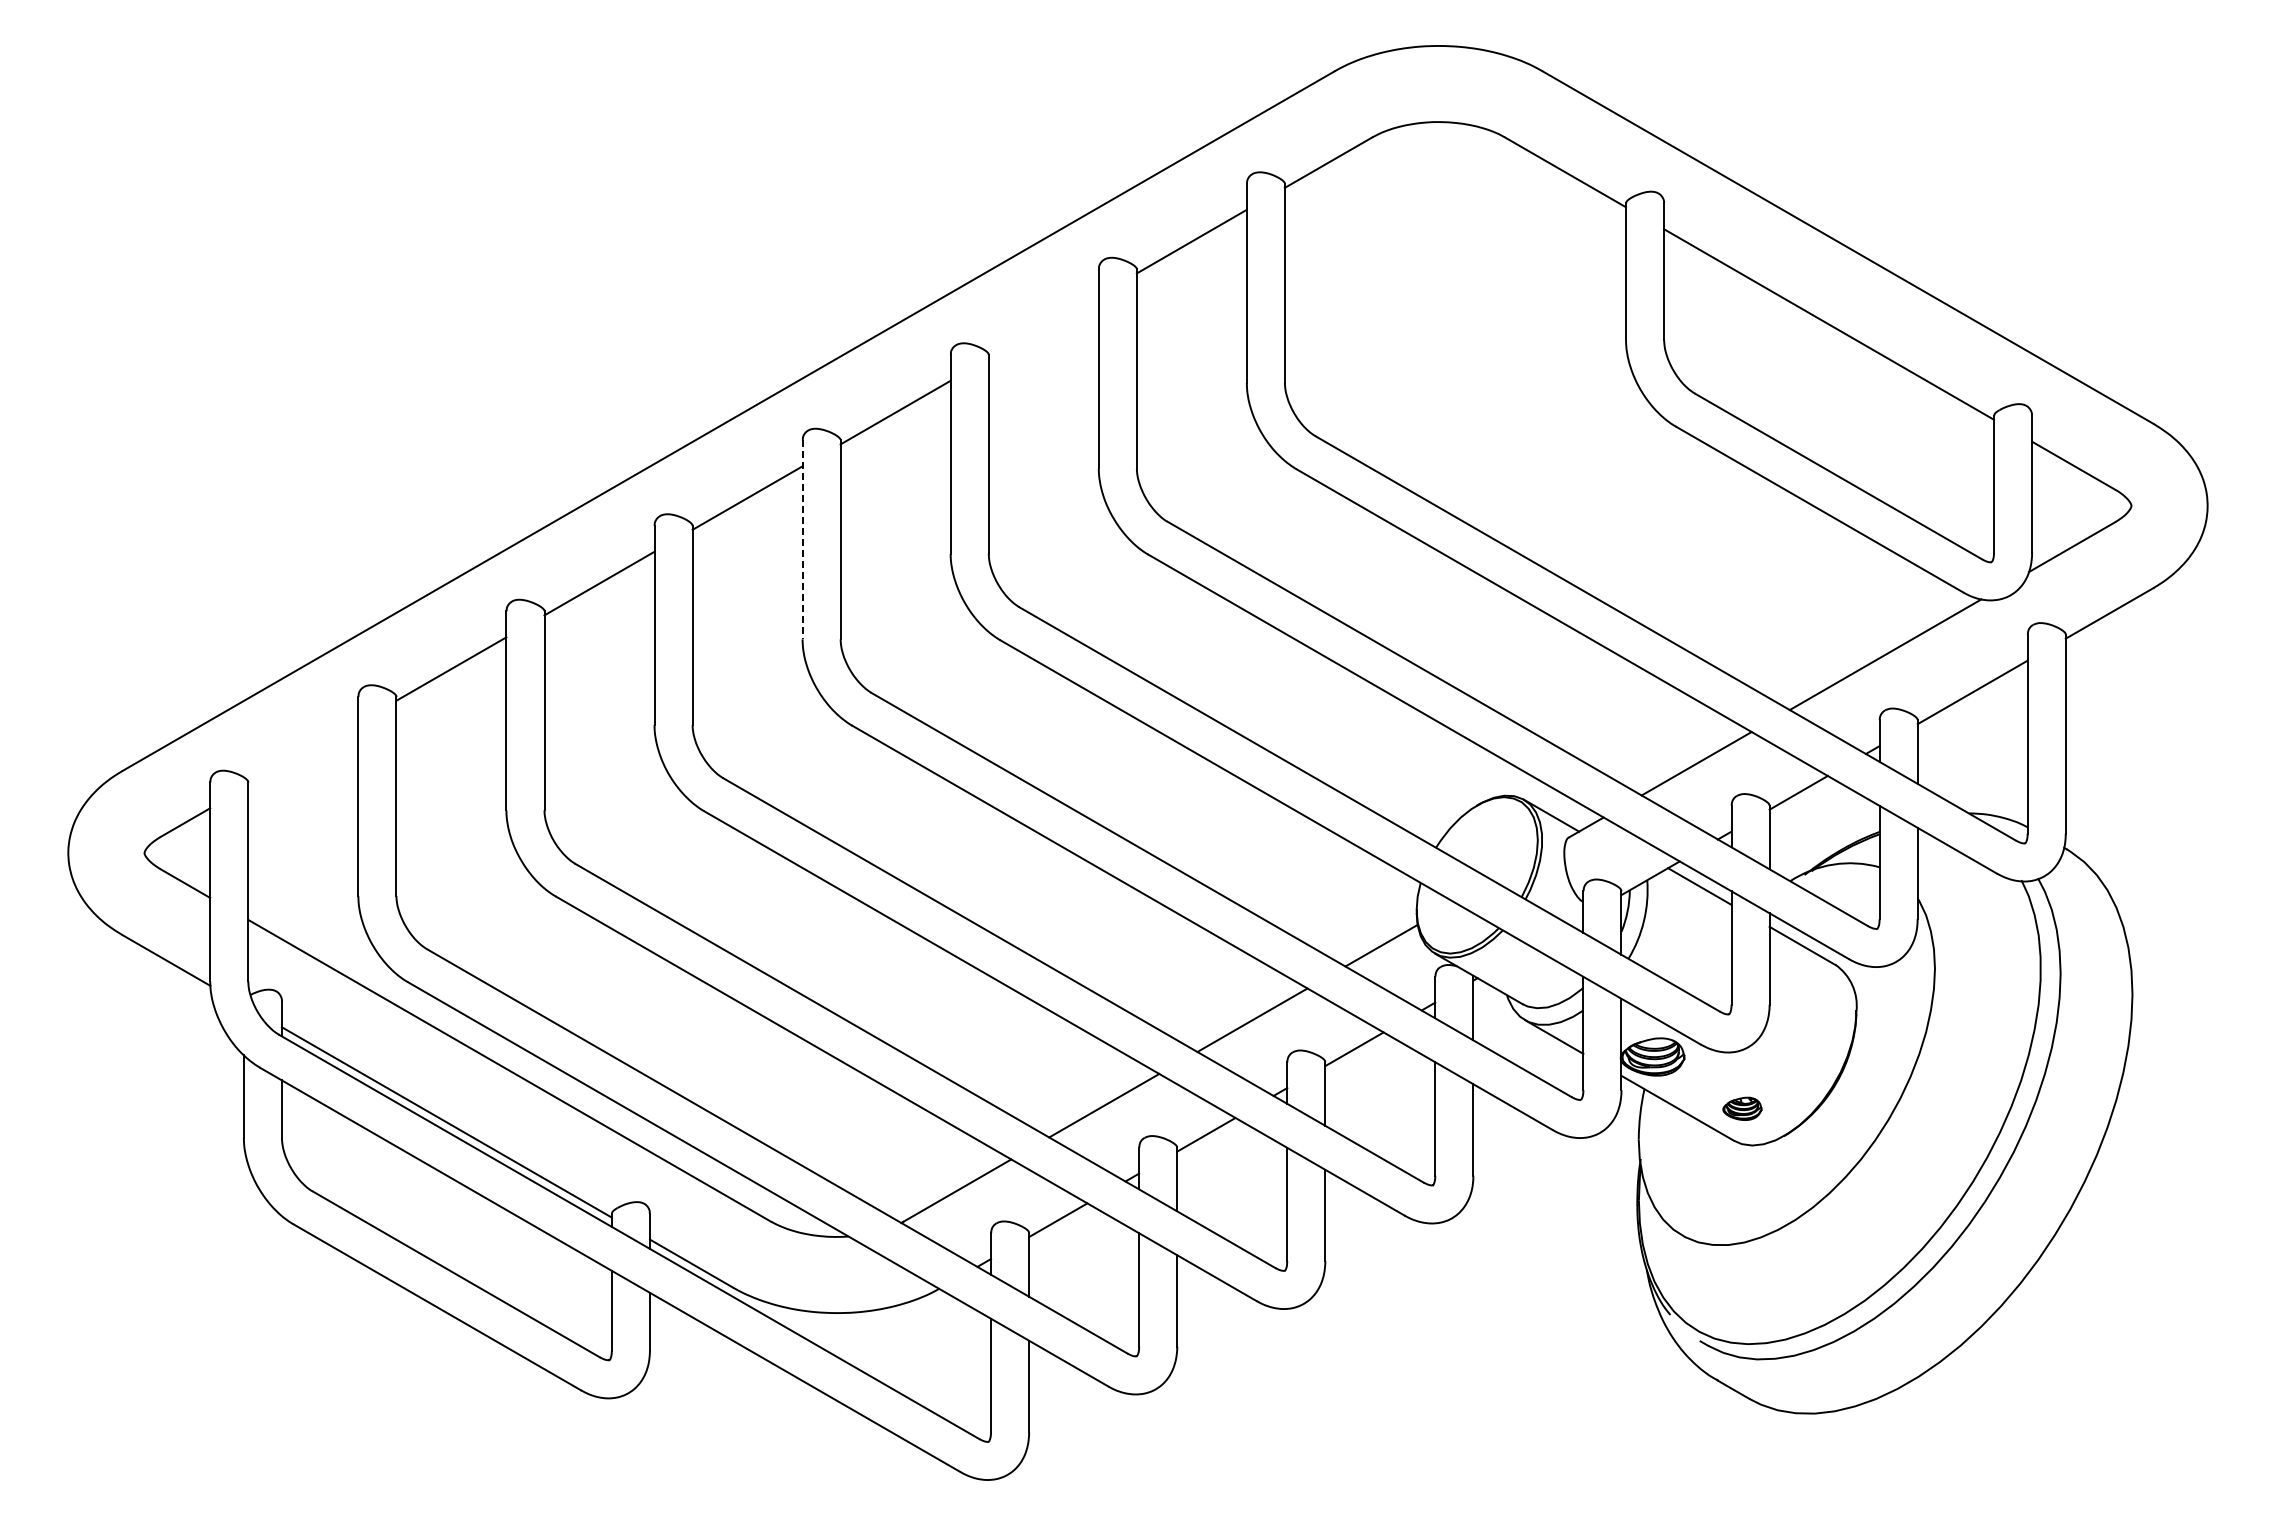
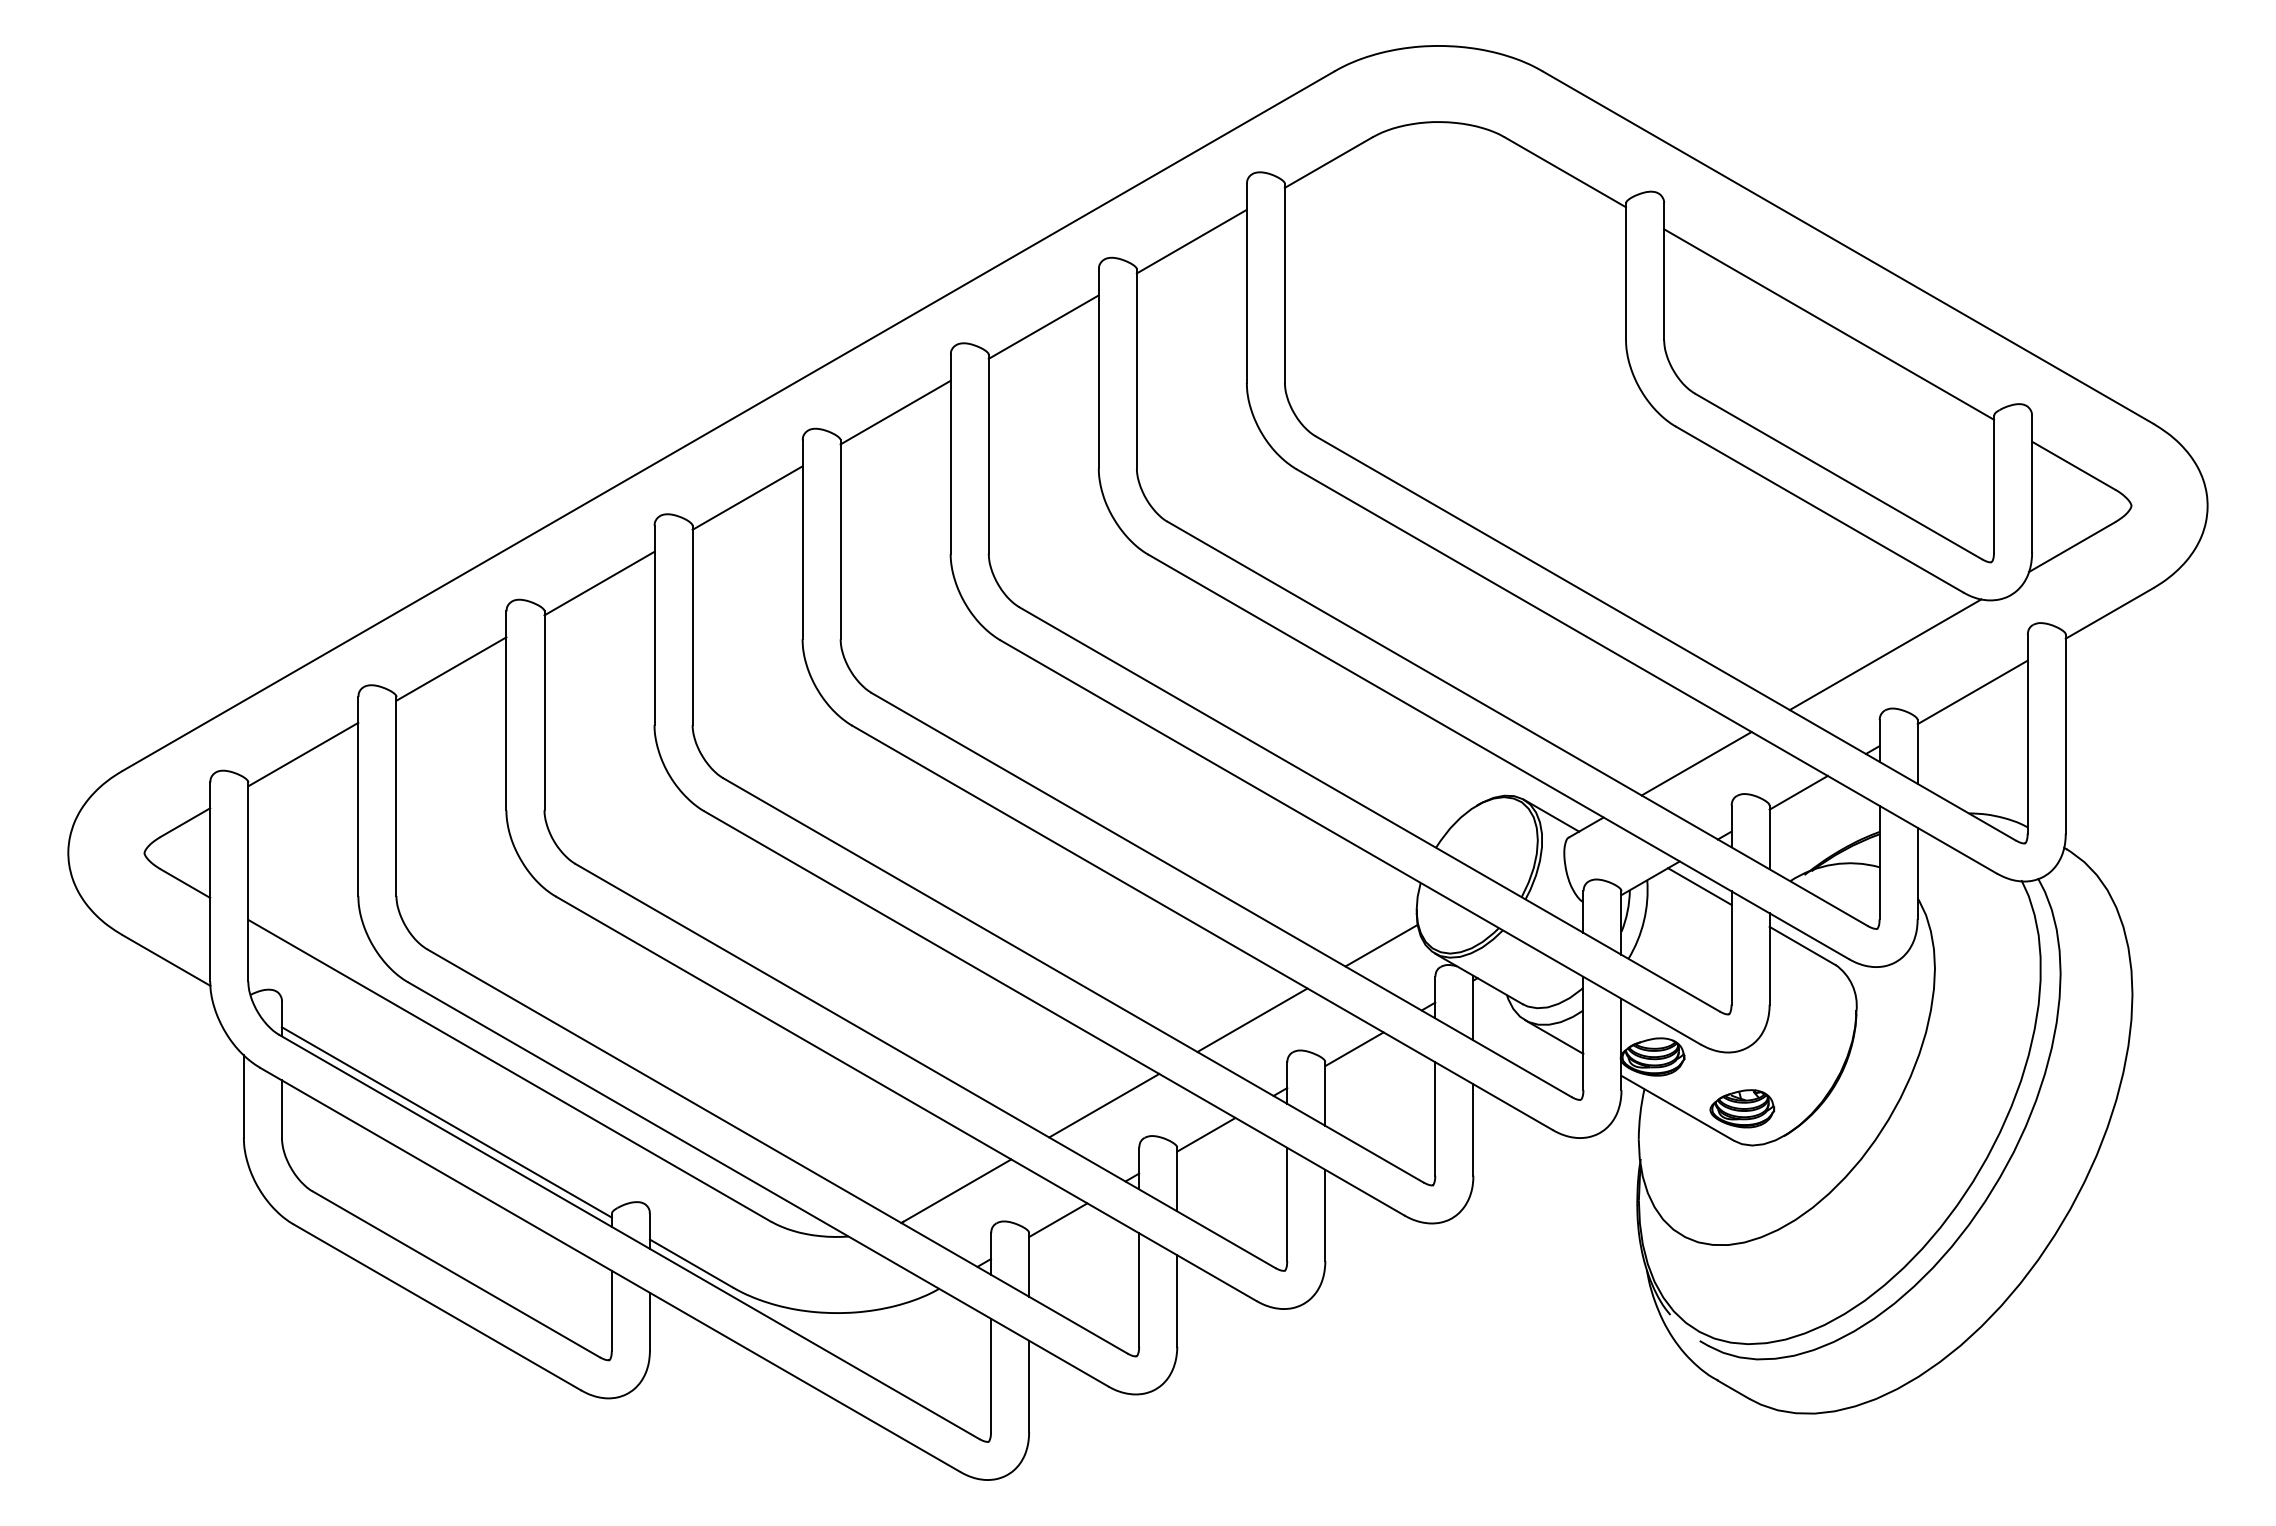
line: none -> present (1043, 326)
line: dashed -> solid (802, 540)
line: none -> present (303, 754)
part size: 41x25 px -> 67x40 px (1742, 1108)
